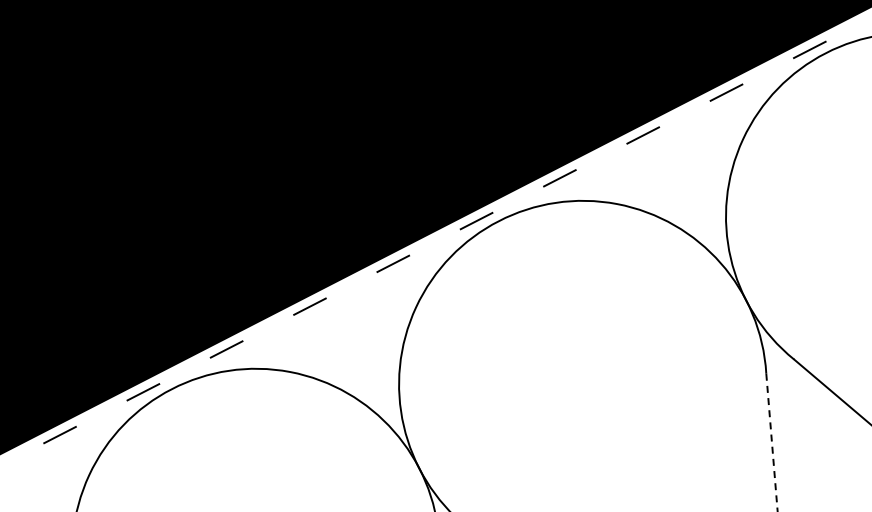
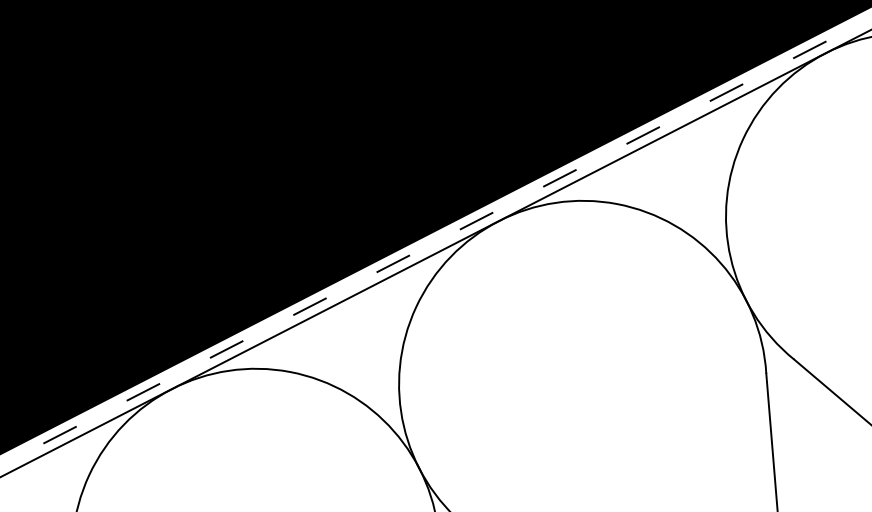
line: none -> present (435, 253)
line: dashed -> solid (771, 442)
